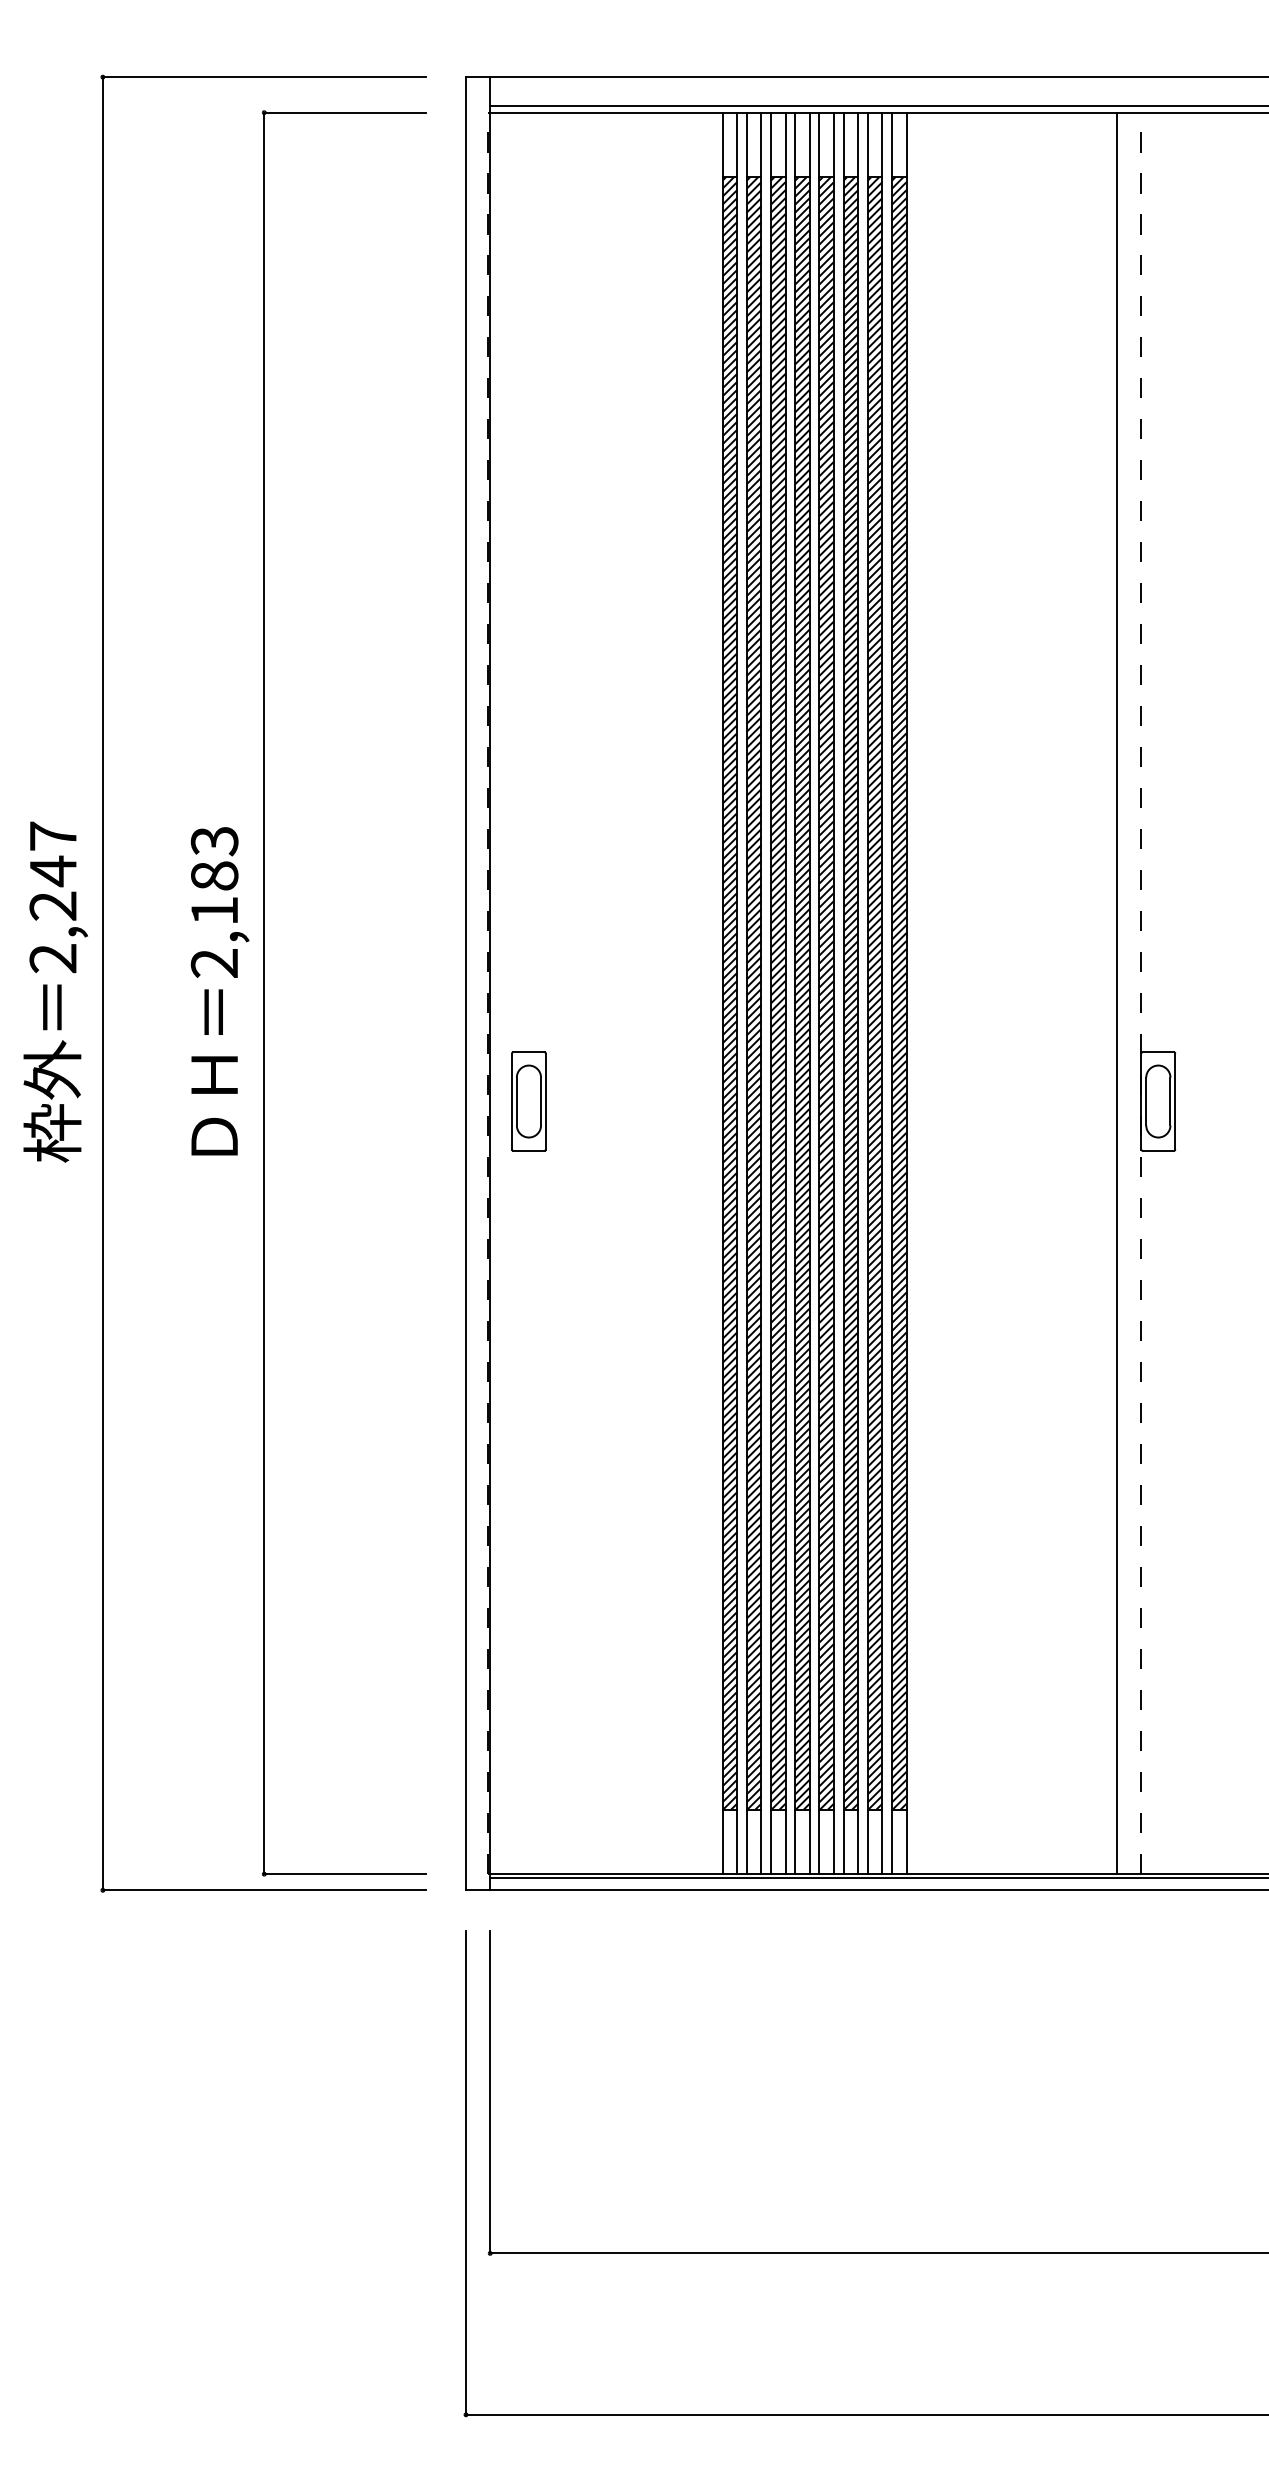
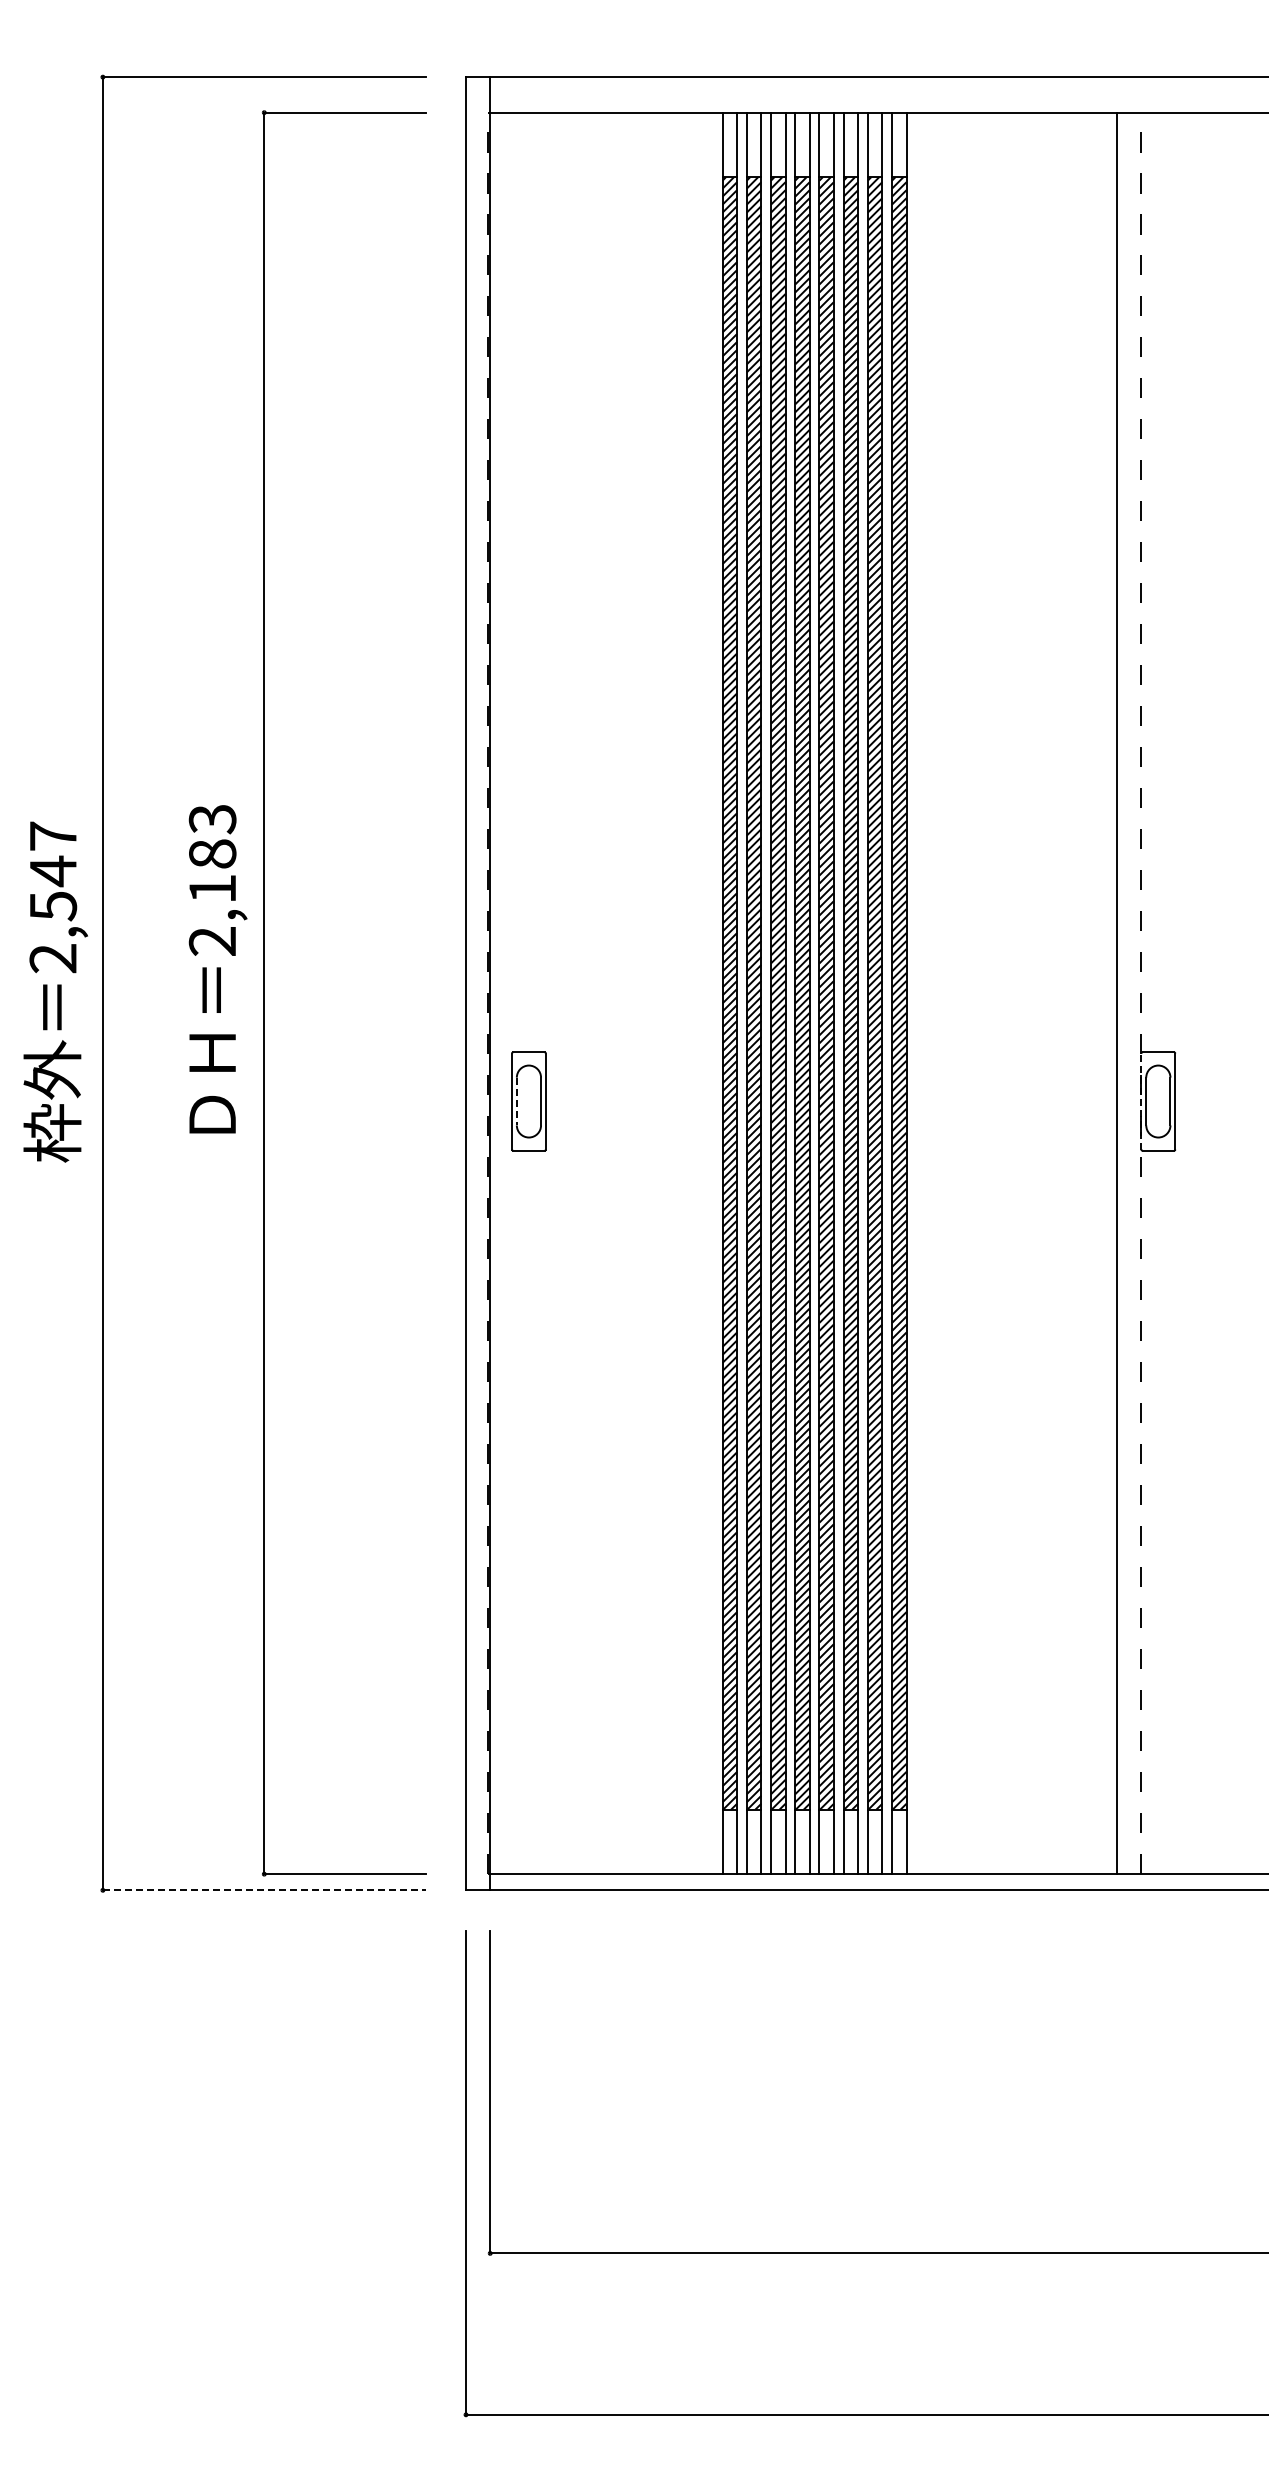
line: present -> none (877, 106)
text: 2,247 -> 2,547 (53, 906)
text position: (219, 991) -> (217, 969) (217, 969)
line: solid -> dashed (516, 1101)
line: solid -> dashed (1141, 1101)
line: present -> none (877, 1878)
line: solid -> dashed (264, 1890)
